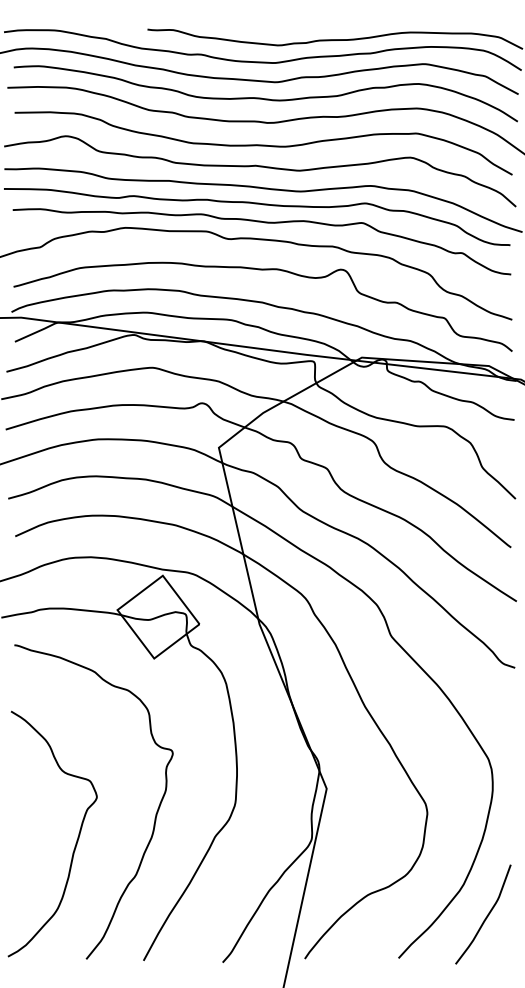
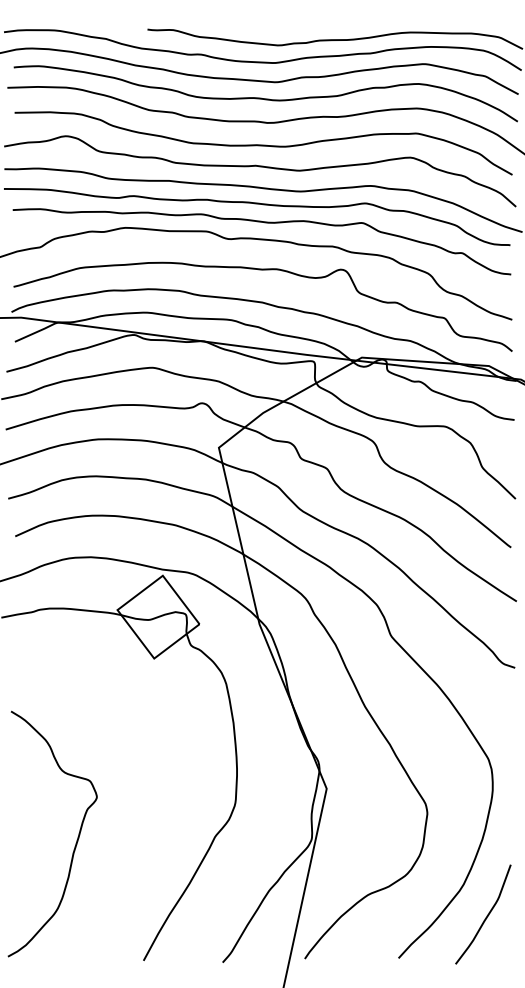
curve: present -> none (154, 818)
